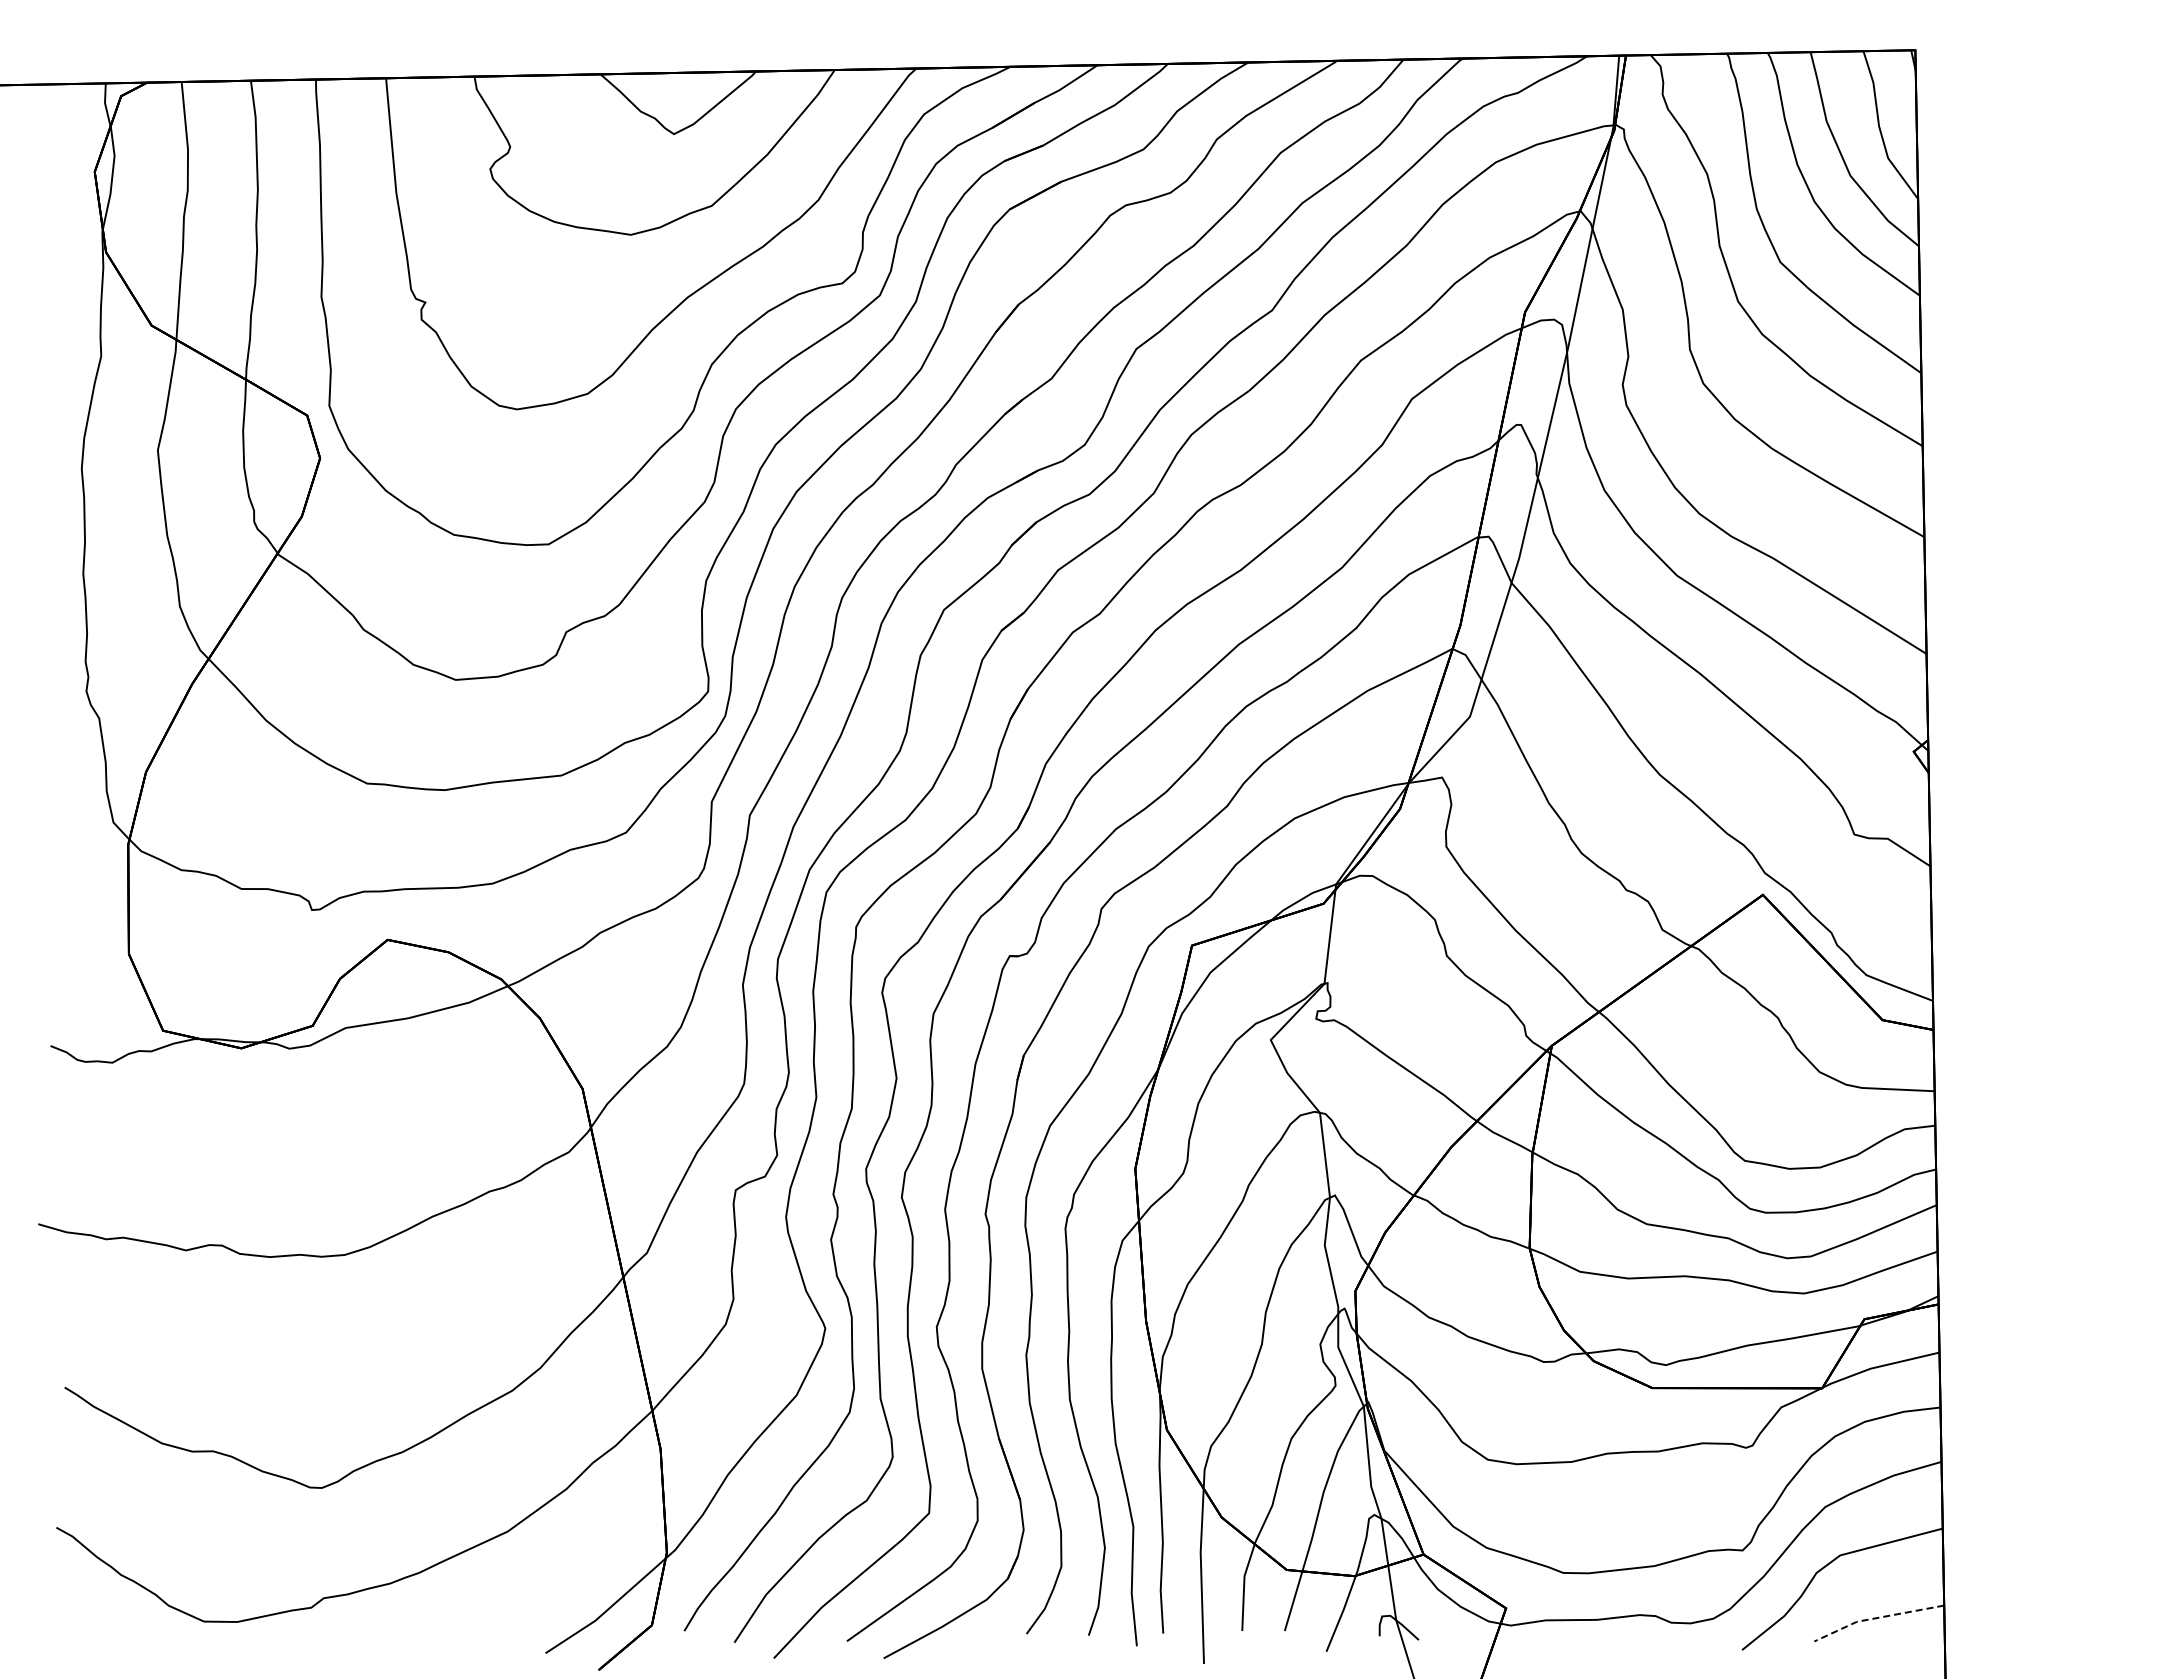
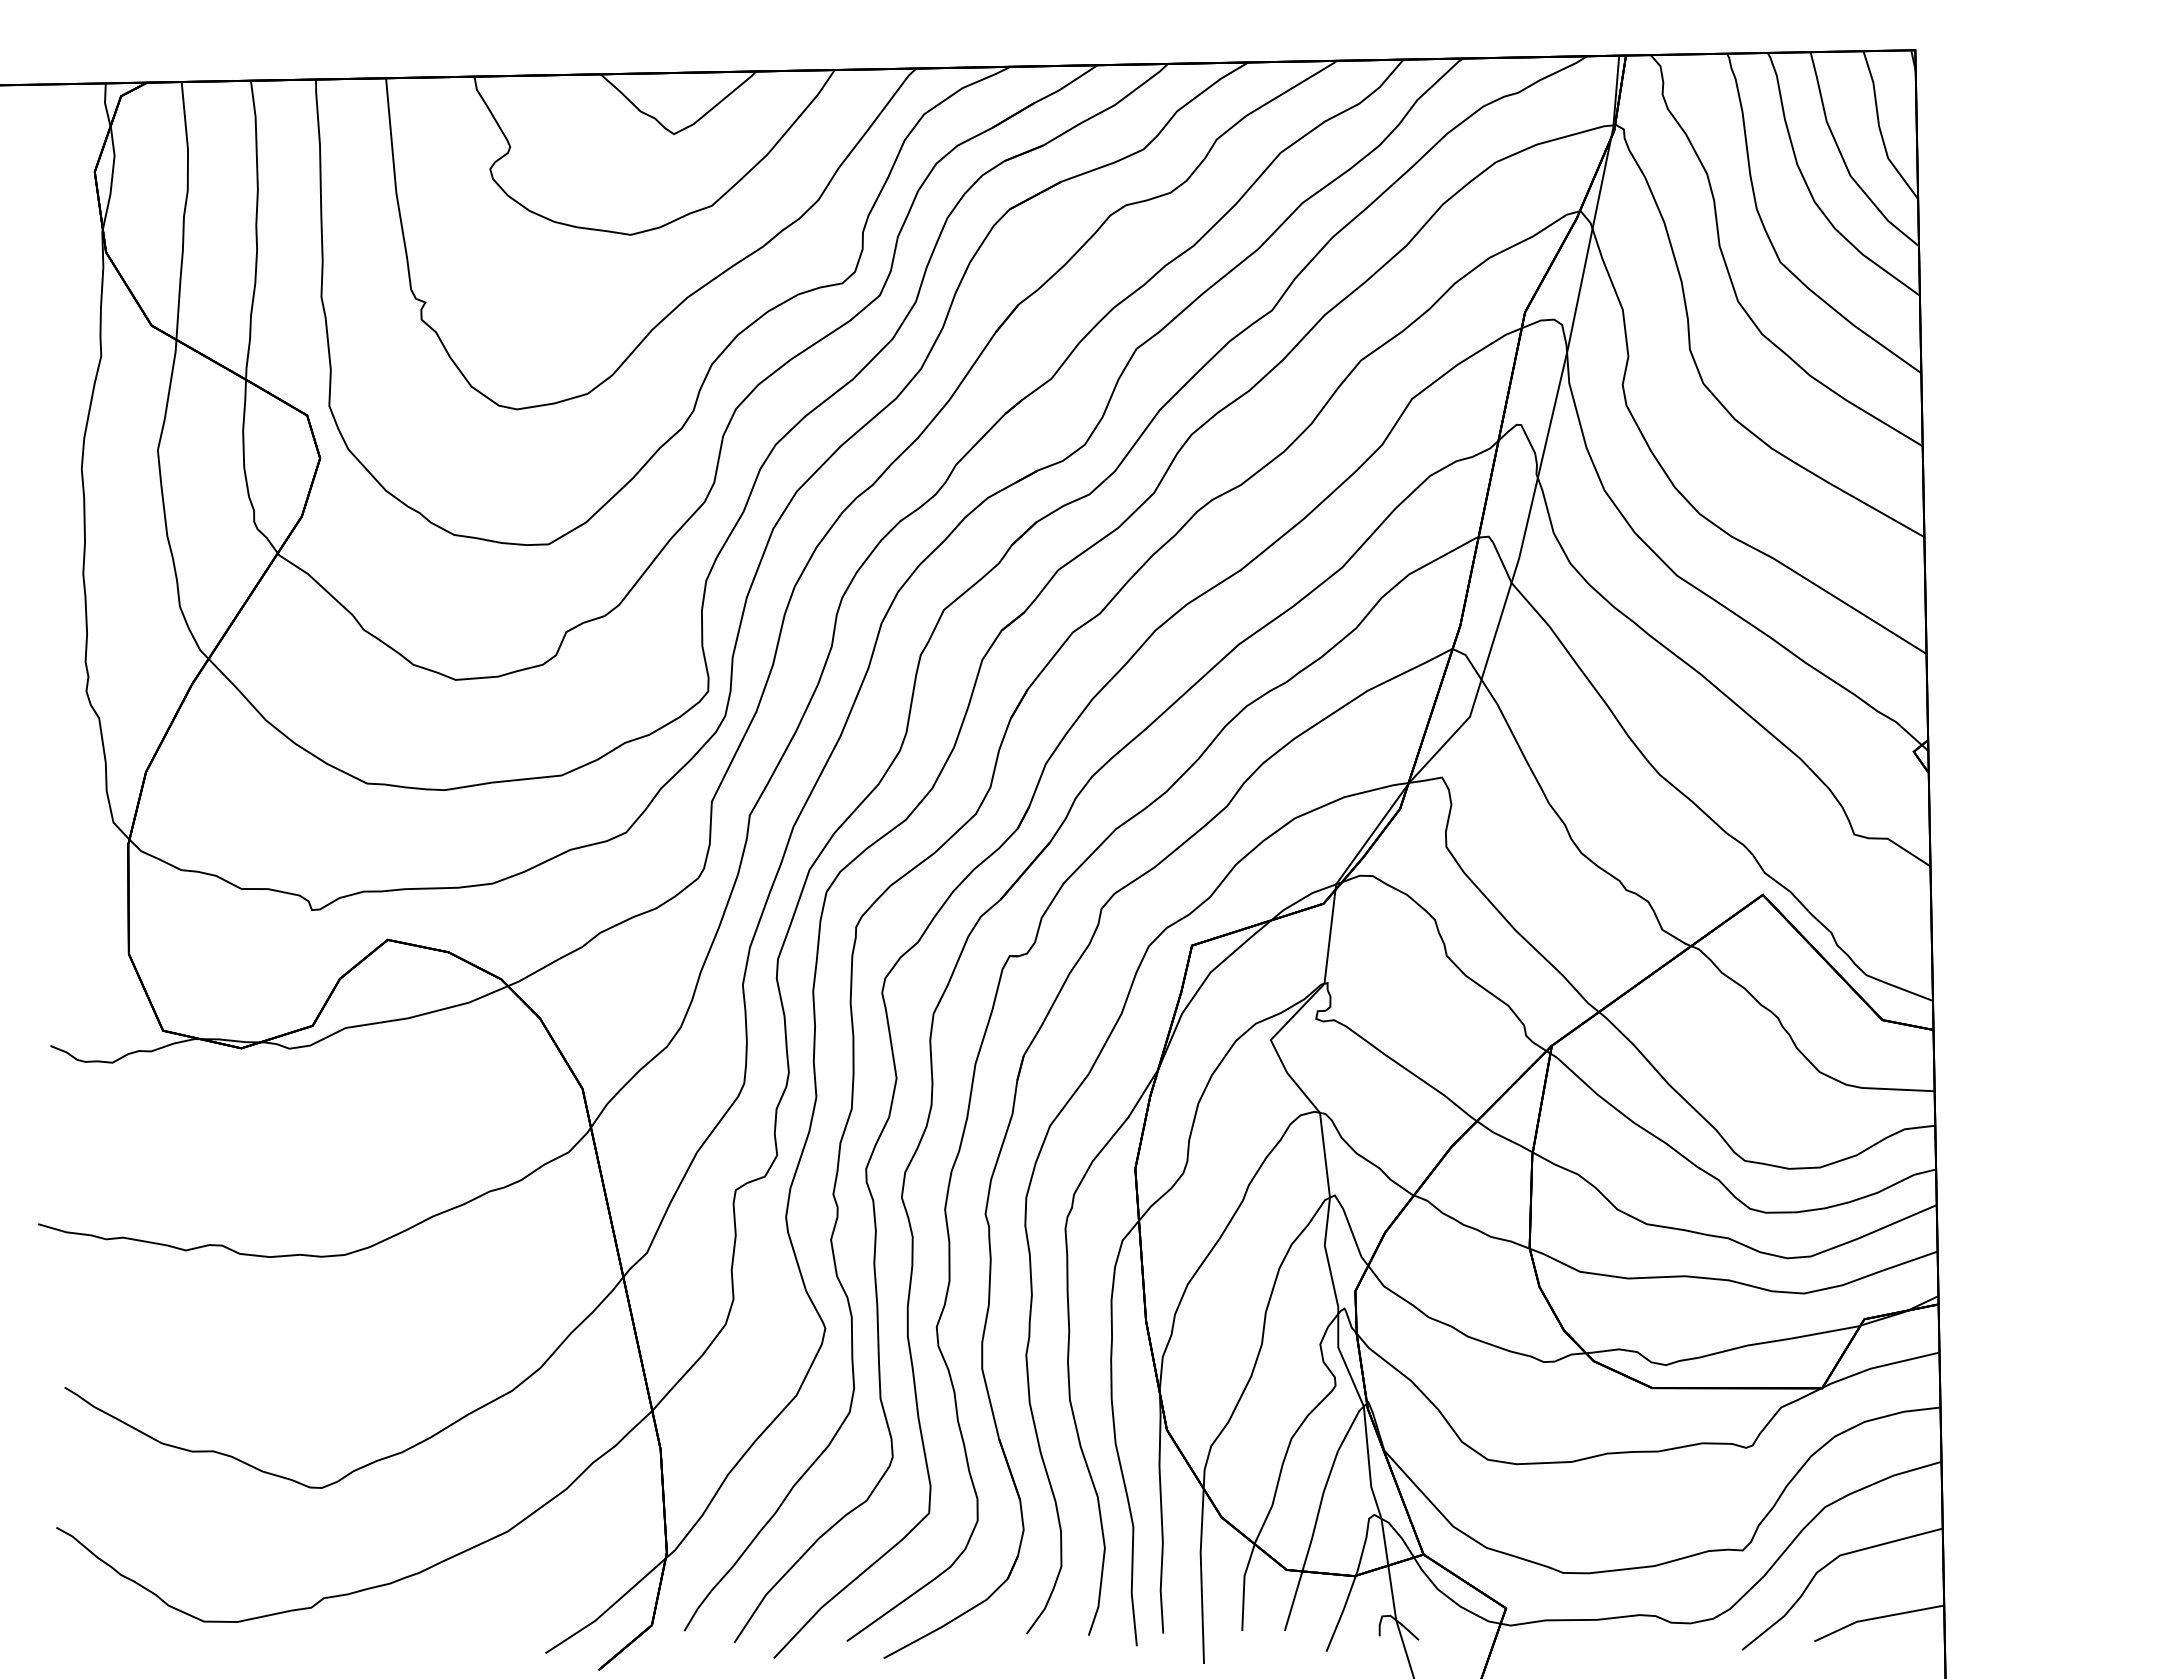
line: dashed -> solid (1876, 1618)
